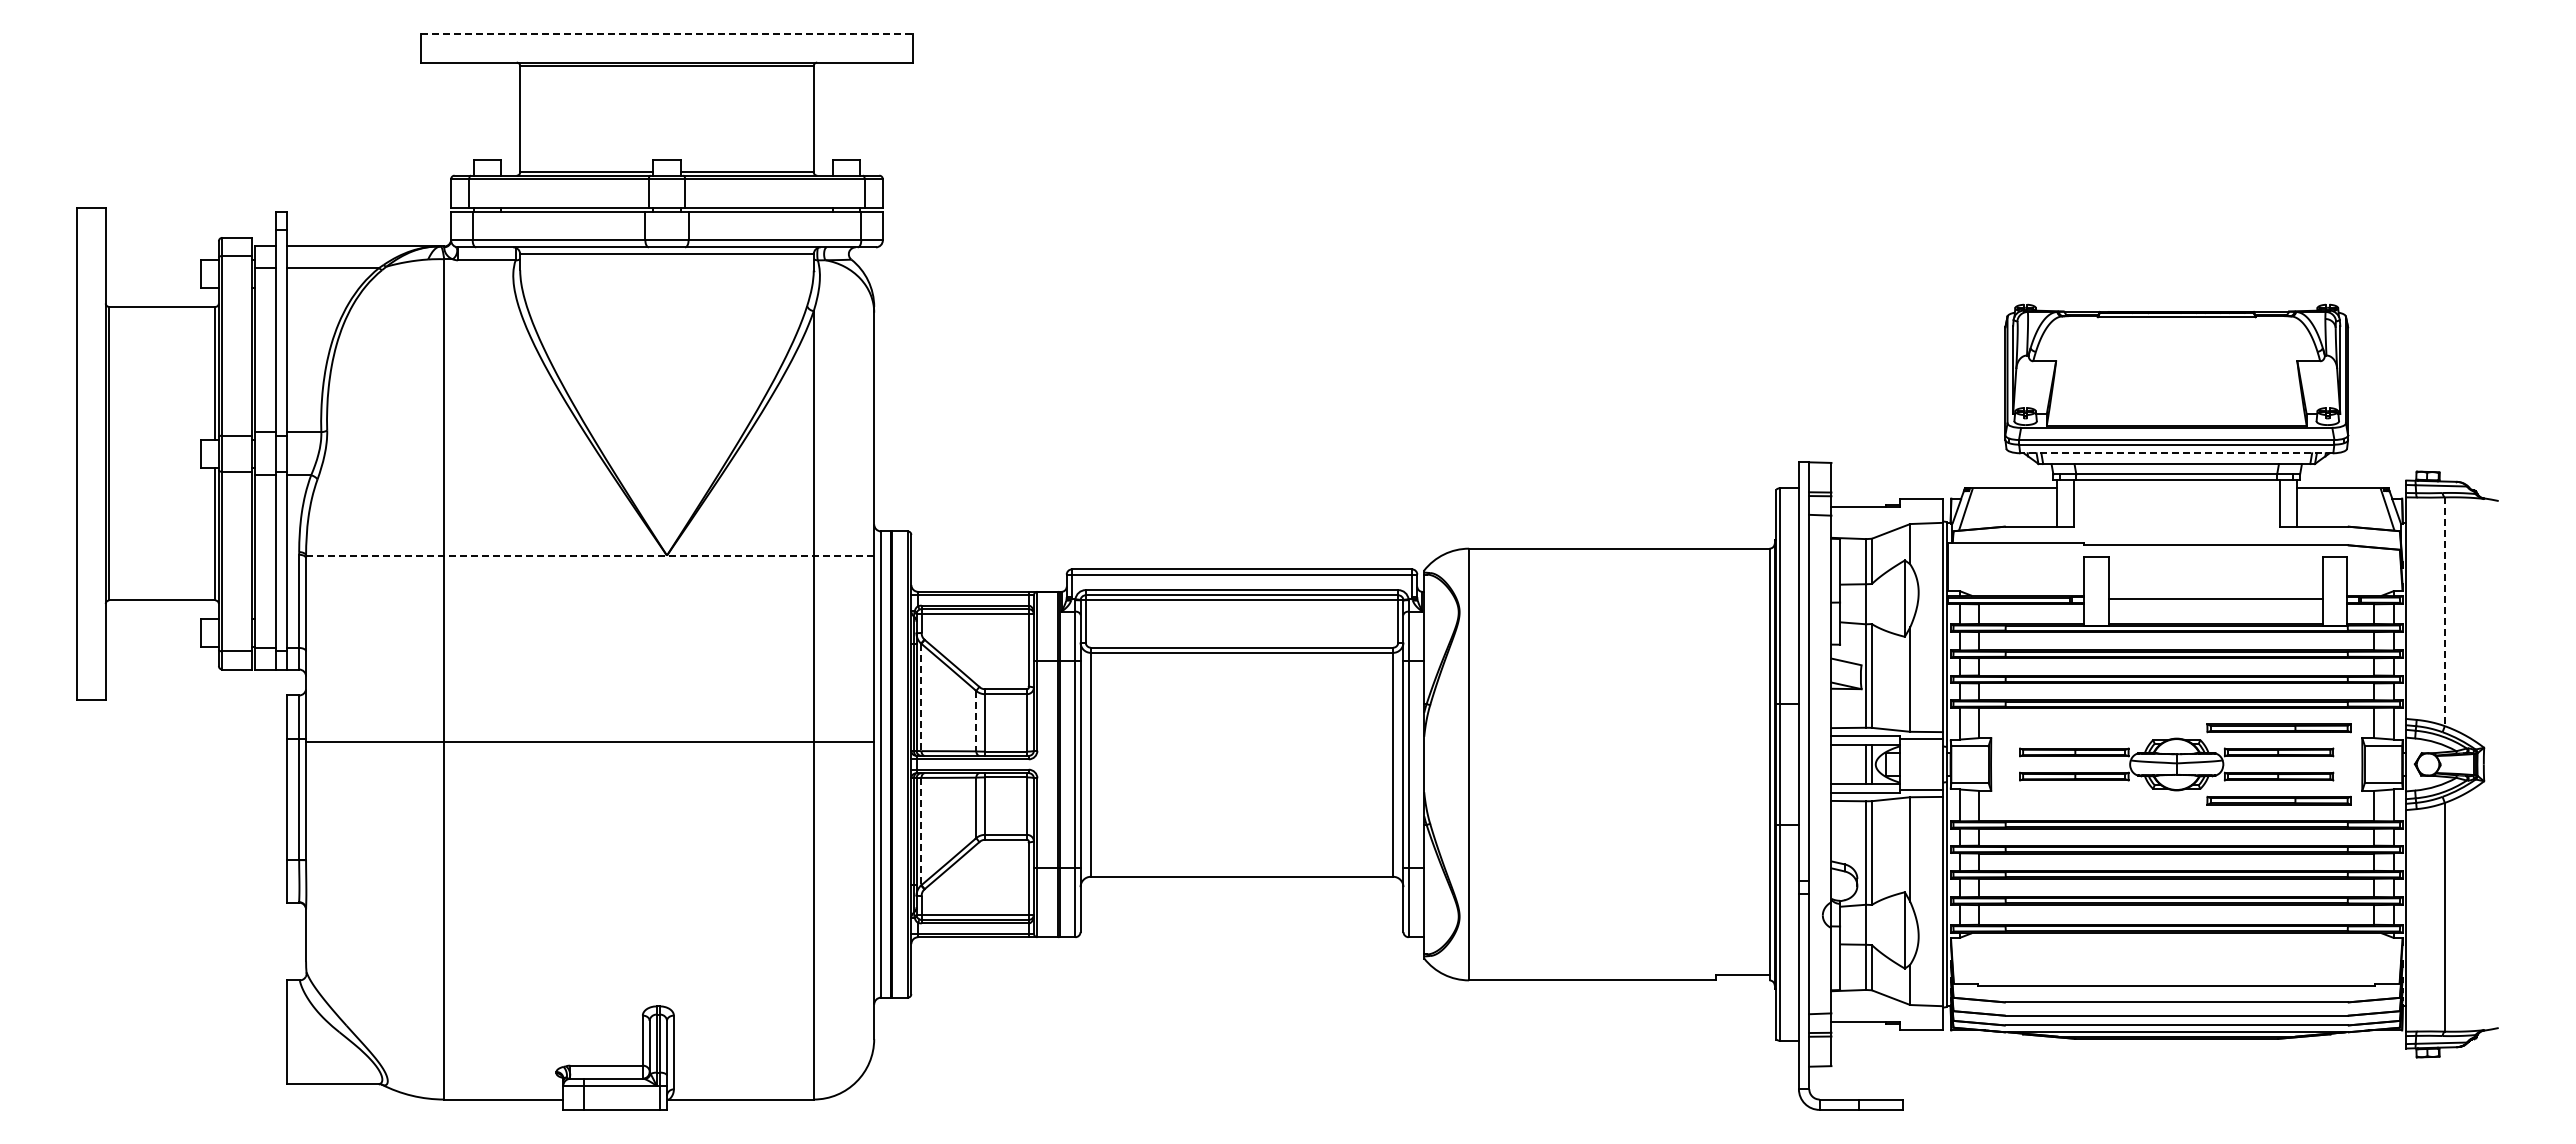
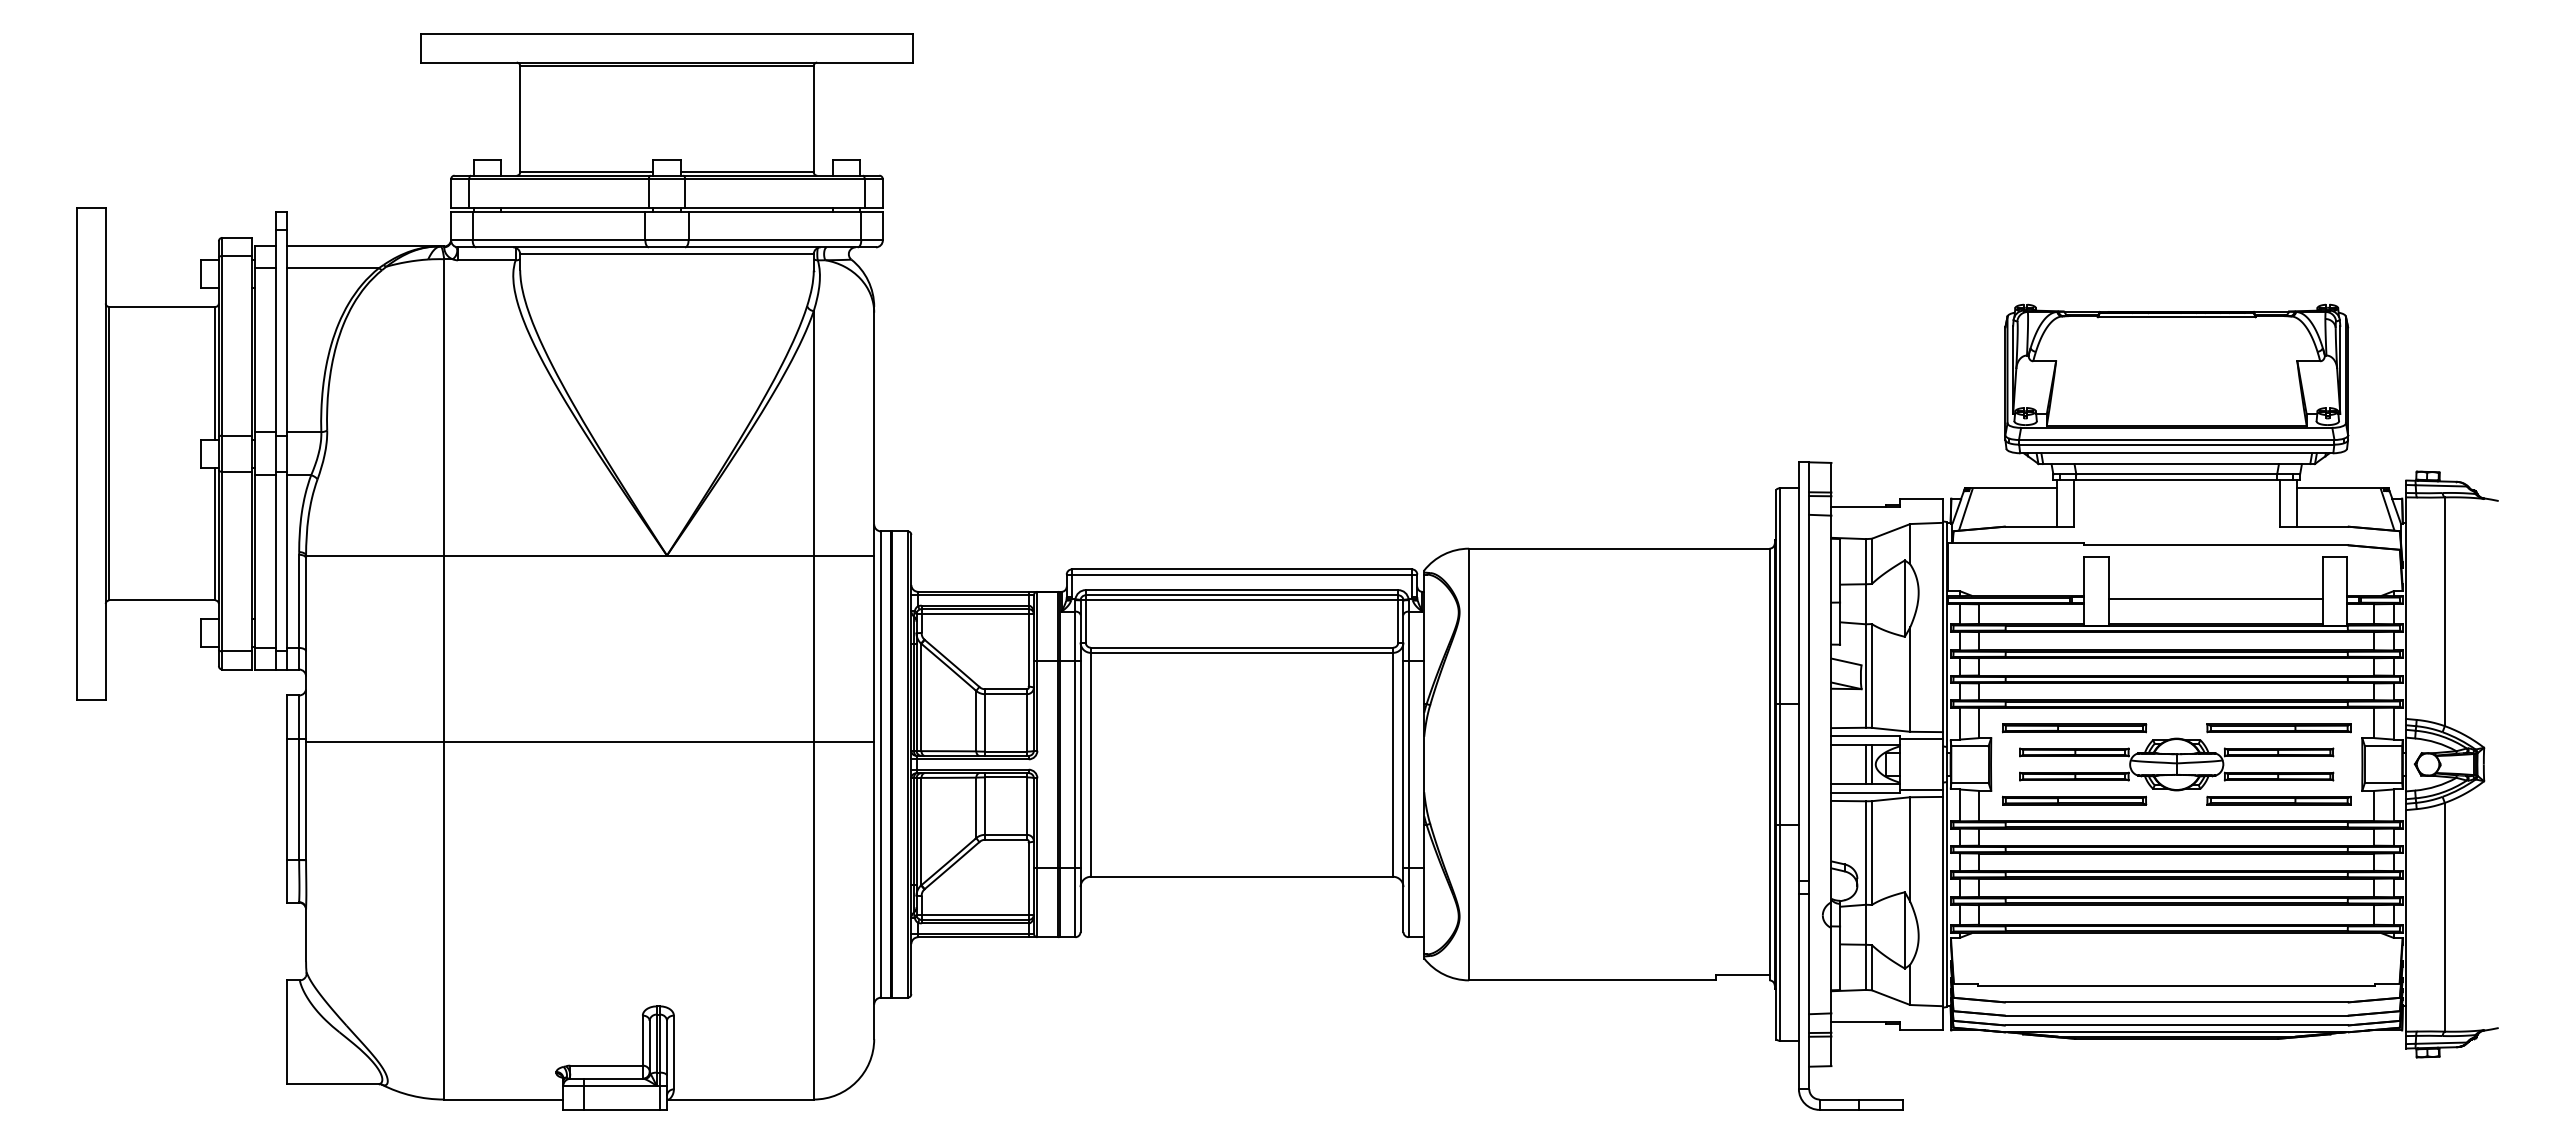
line: dashed -> solid (667, 34)
line: dashed -> solid (2176, 453)
line: dashed -> solid (589, 555)
line: dashed -> solid (2444, 612)
line: dashed -> solid (921, 697)
line: dashed -> solid (976, 721)
part: none -> present (2074, 728)
part: none -> present (2074, 800)
line: dashed -> solid (921, 831)
